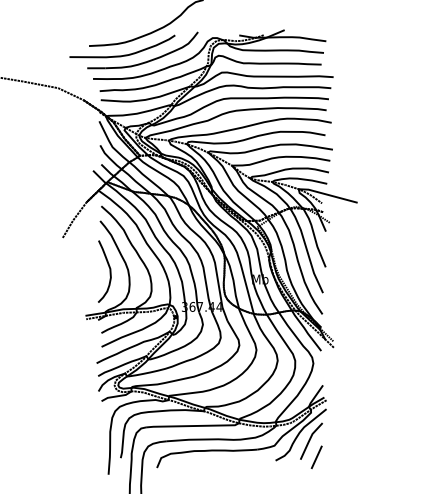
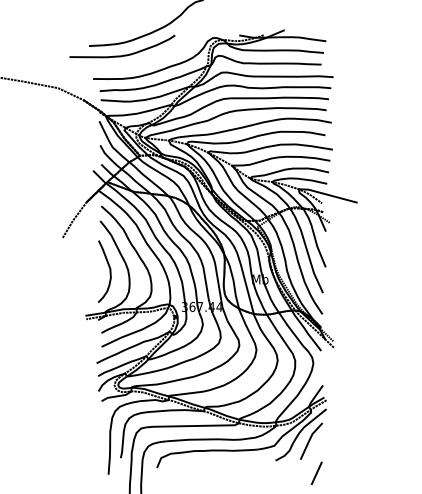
part: present -> none (147, 60)
line position: (316, 457) -> (316, 473) (316, 473)
